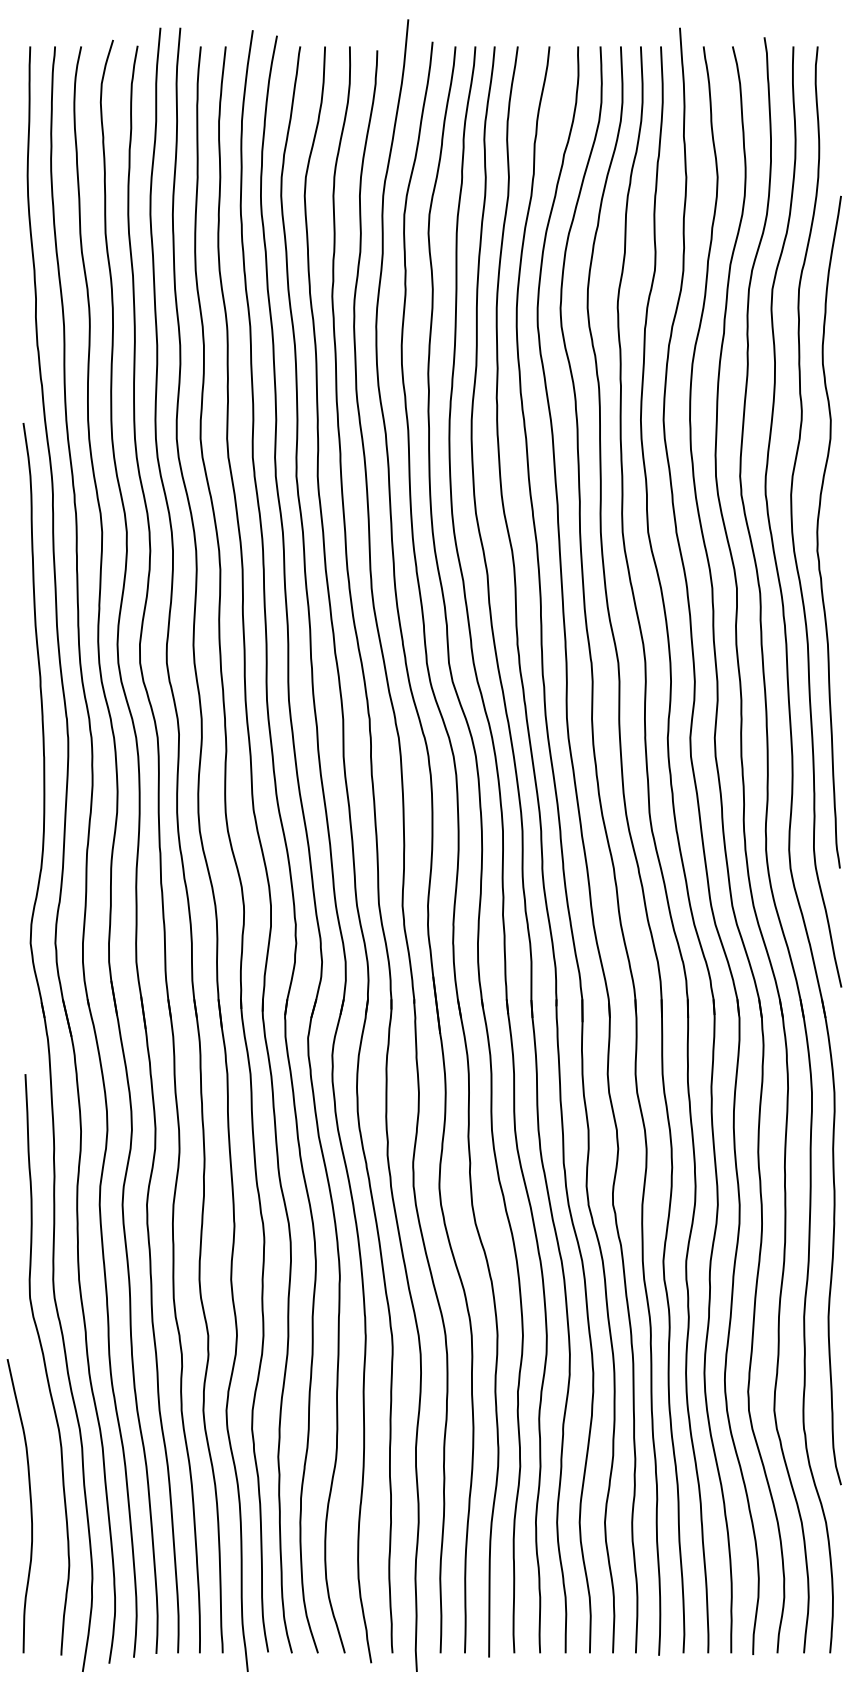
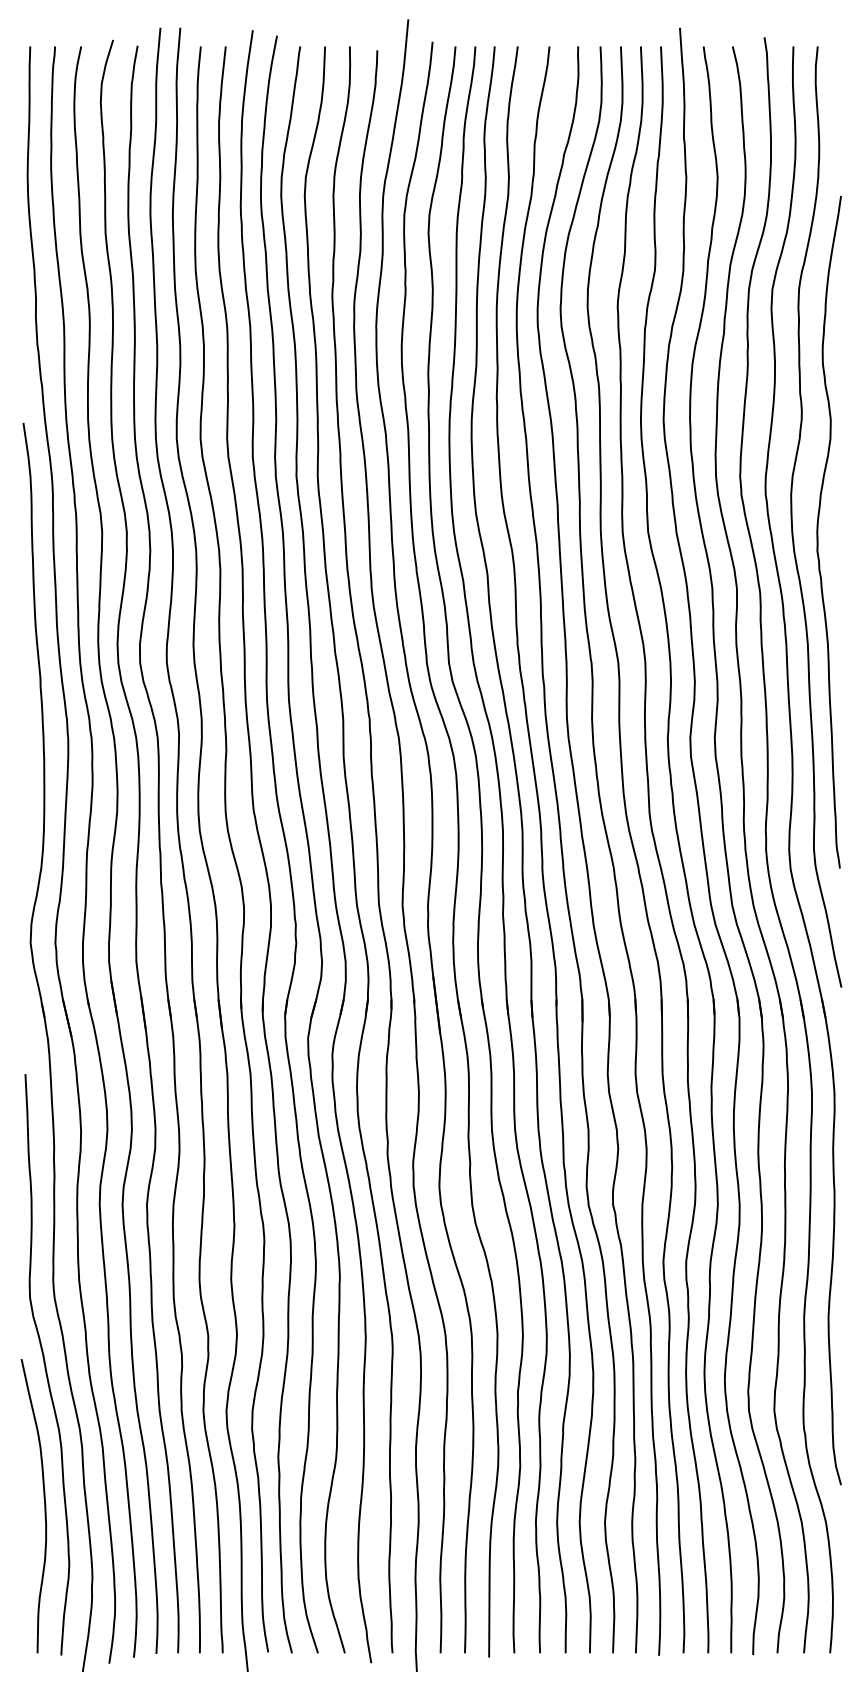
curve position: (30, 1506) -> (44, 1506) (44, 1506)
